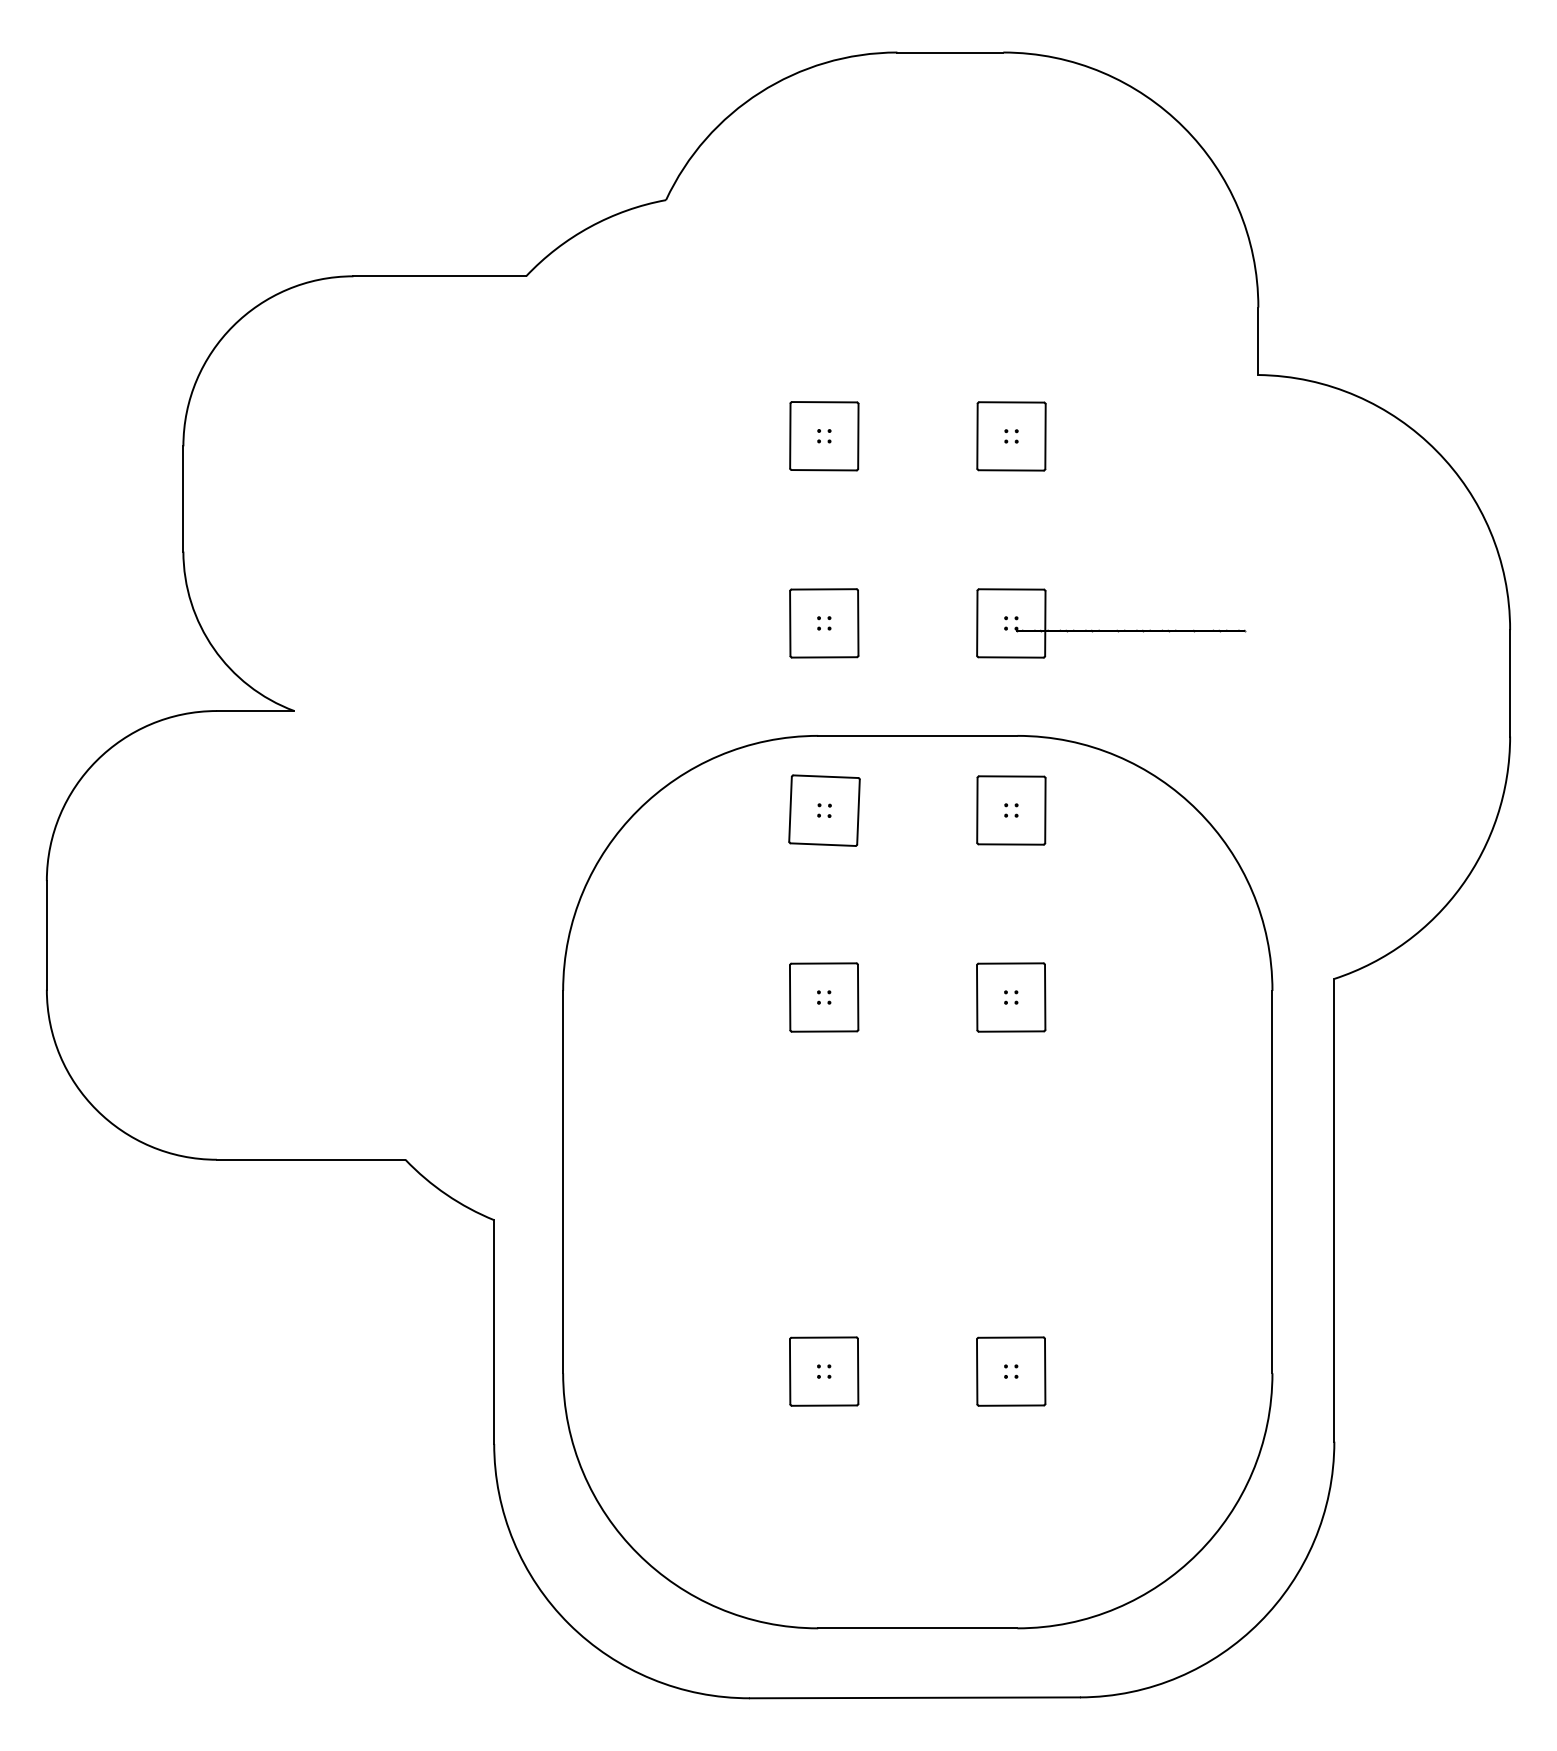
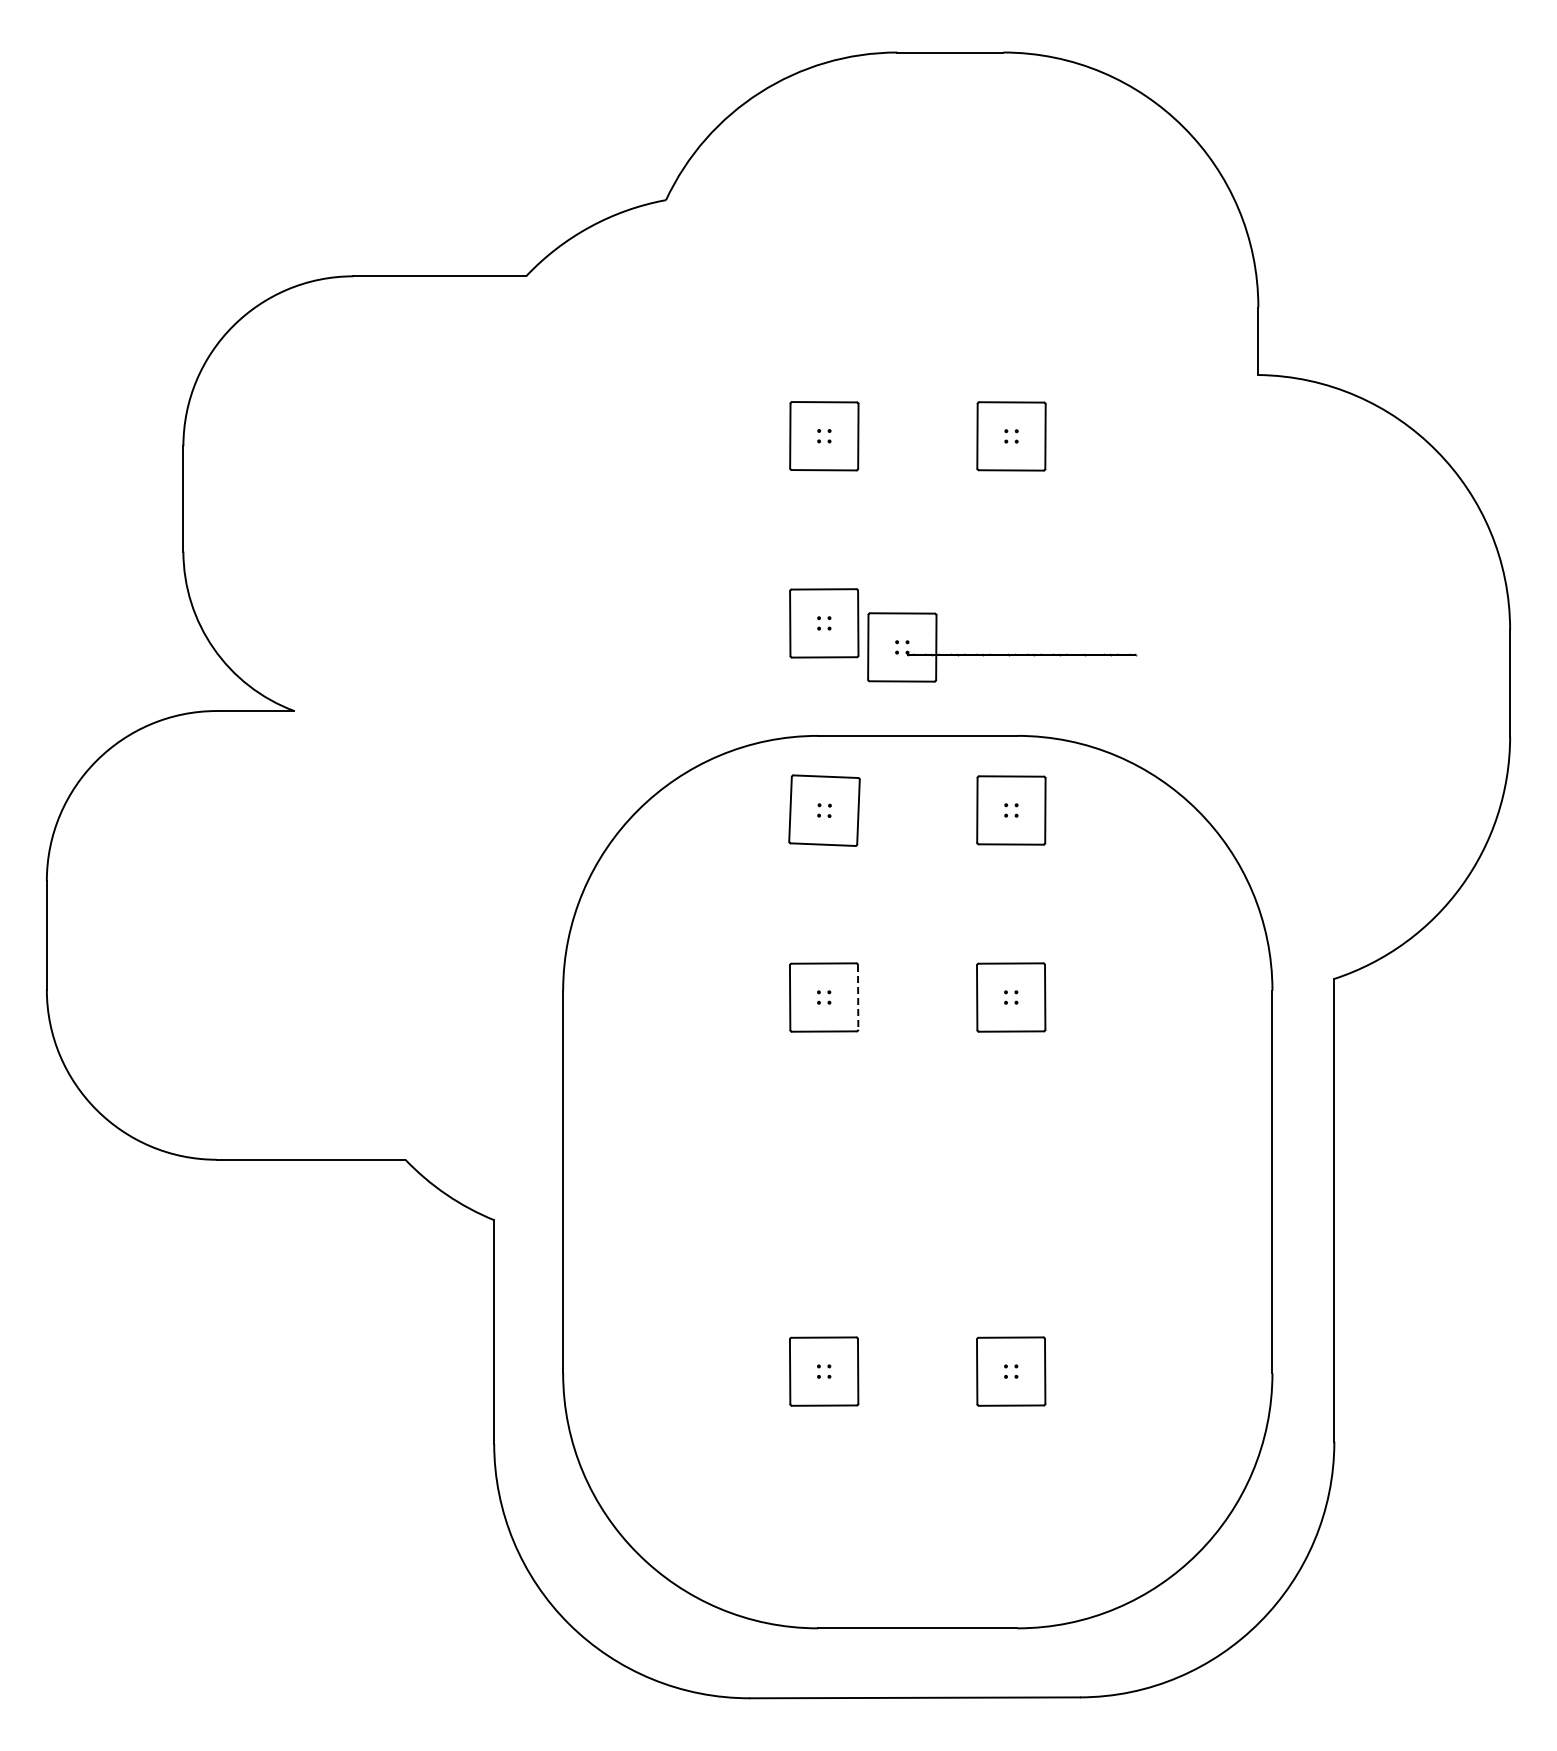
part position: (1111, 630) -> (1002, 654) (1002, 654)
line: solid -> dashed (858, 997)
